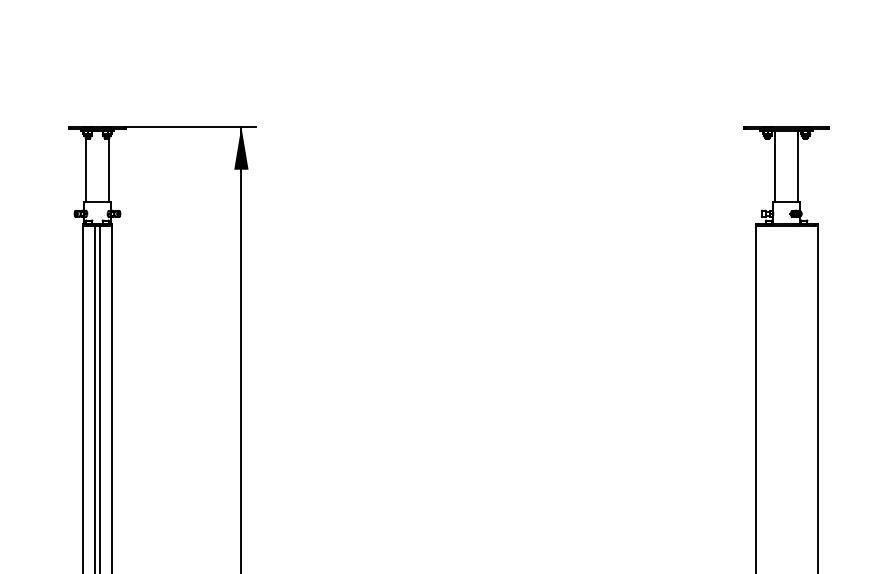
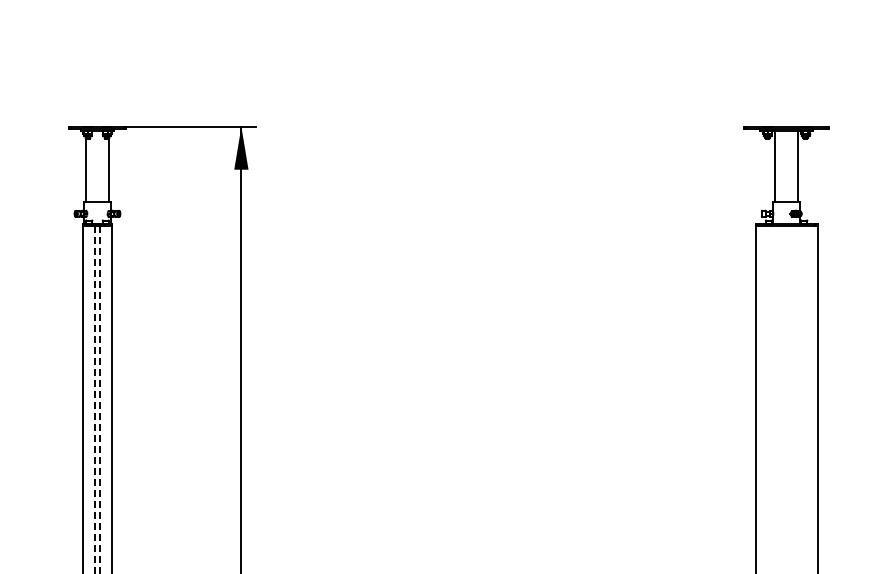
line: solid -> dashed (94, 399)
line: solid -> dashed (100, 399)
